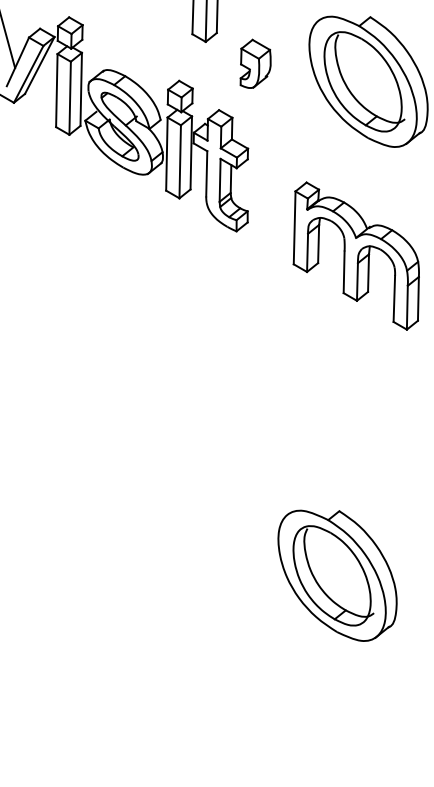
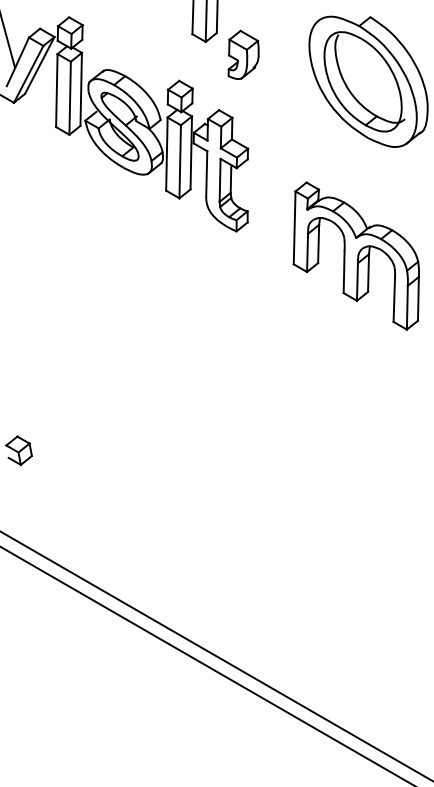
part position: (255, 63) -> (243, 54) (243, 54)
part: none -> present (18, 450)
part: present -> none (337, 575)
line: none -> present (216, 655)
line: none -> present (206, 665)
